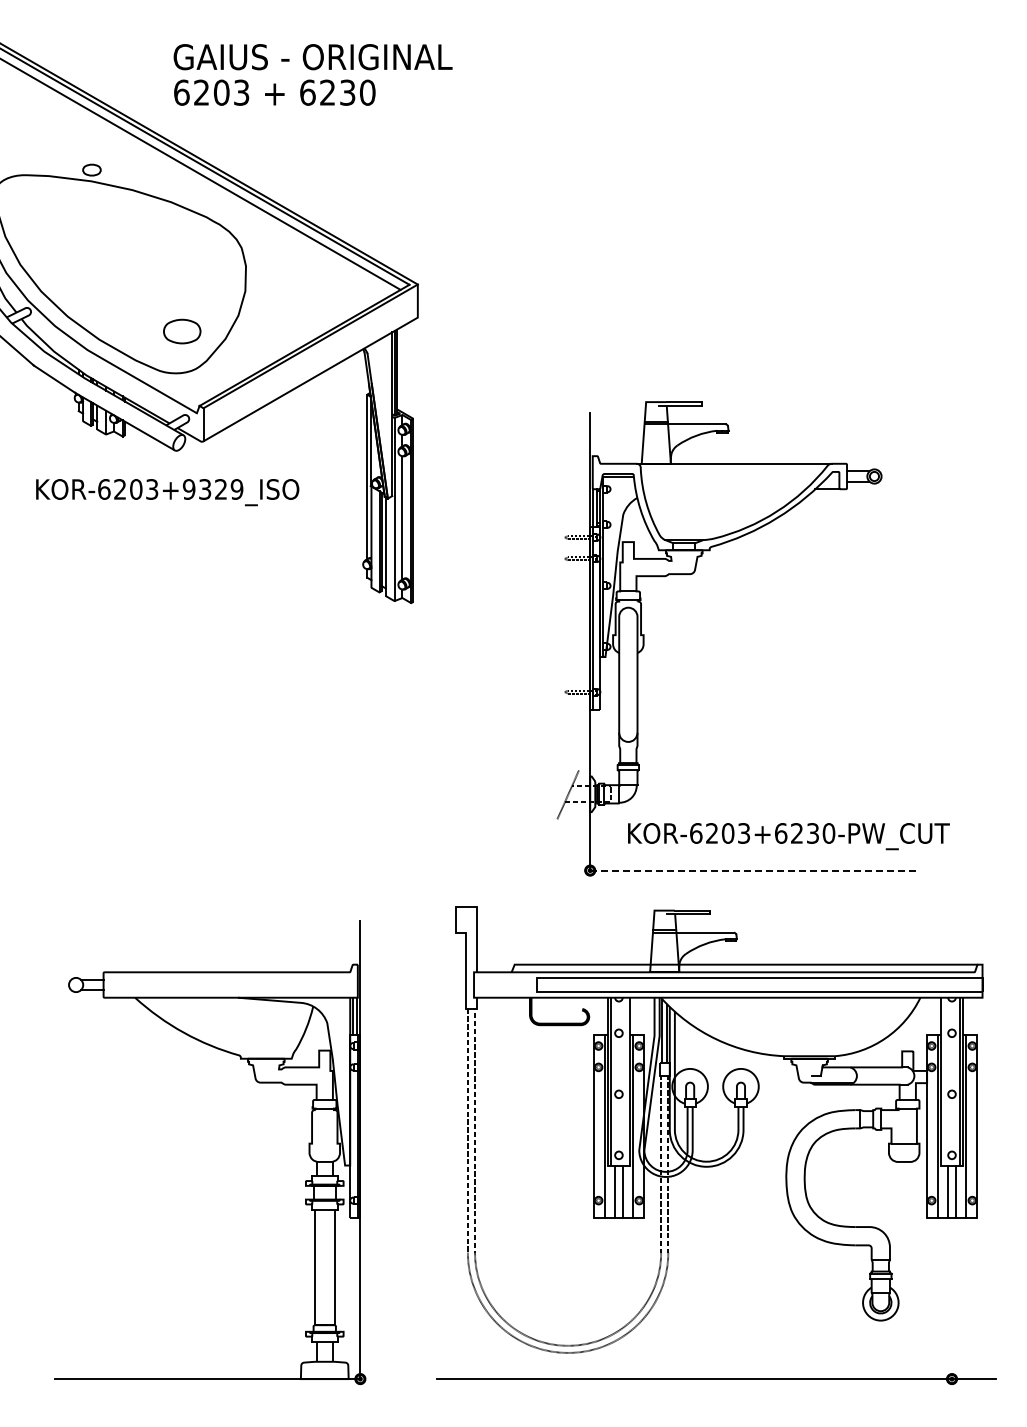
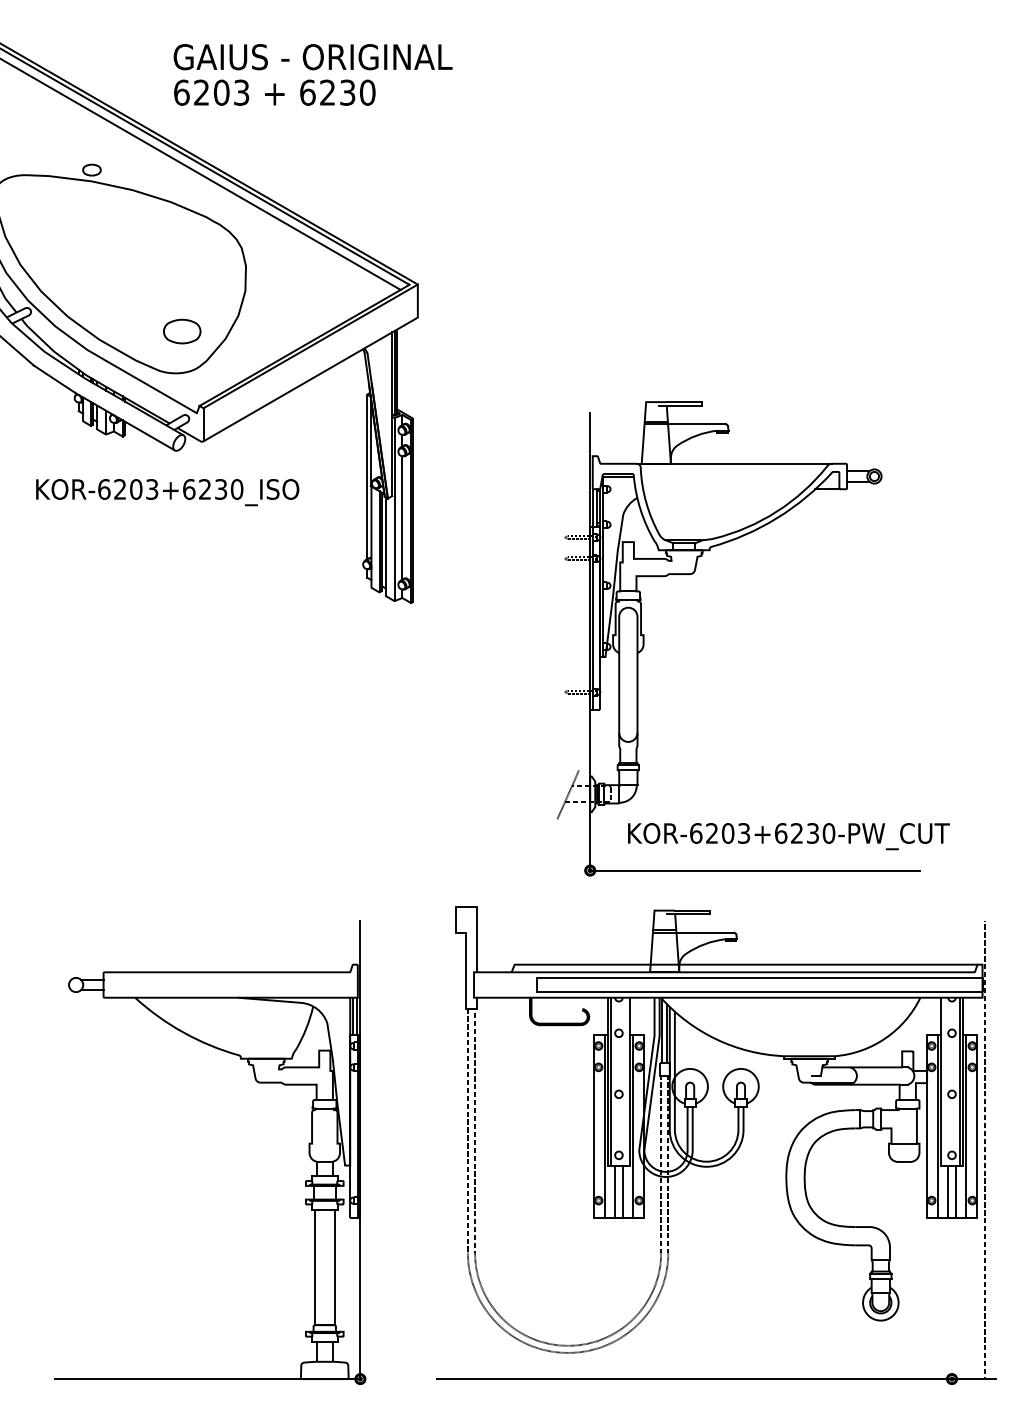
text: KOR-6203+9329_ISO -> KOR-6203+6230_ISO (212, 489)
line: dashed -> solid (754, 870)
line: none -> present (985, 1150)
